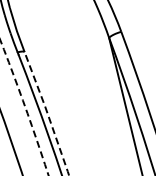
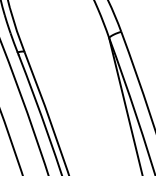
arc: dashed -> solid (25, 107)
line: dashed -> solid (47, 113)
